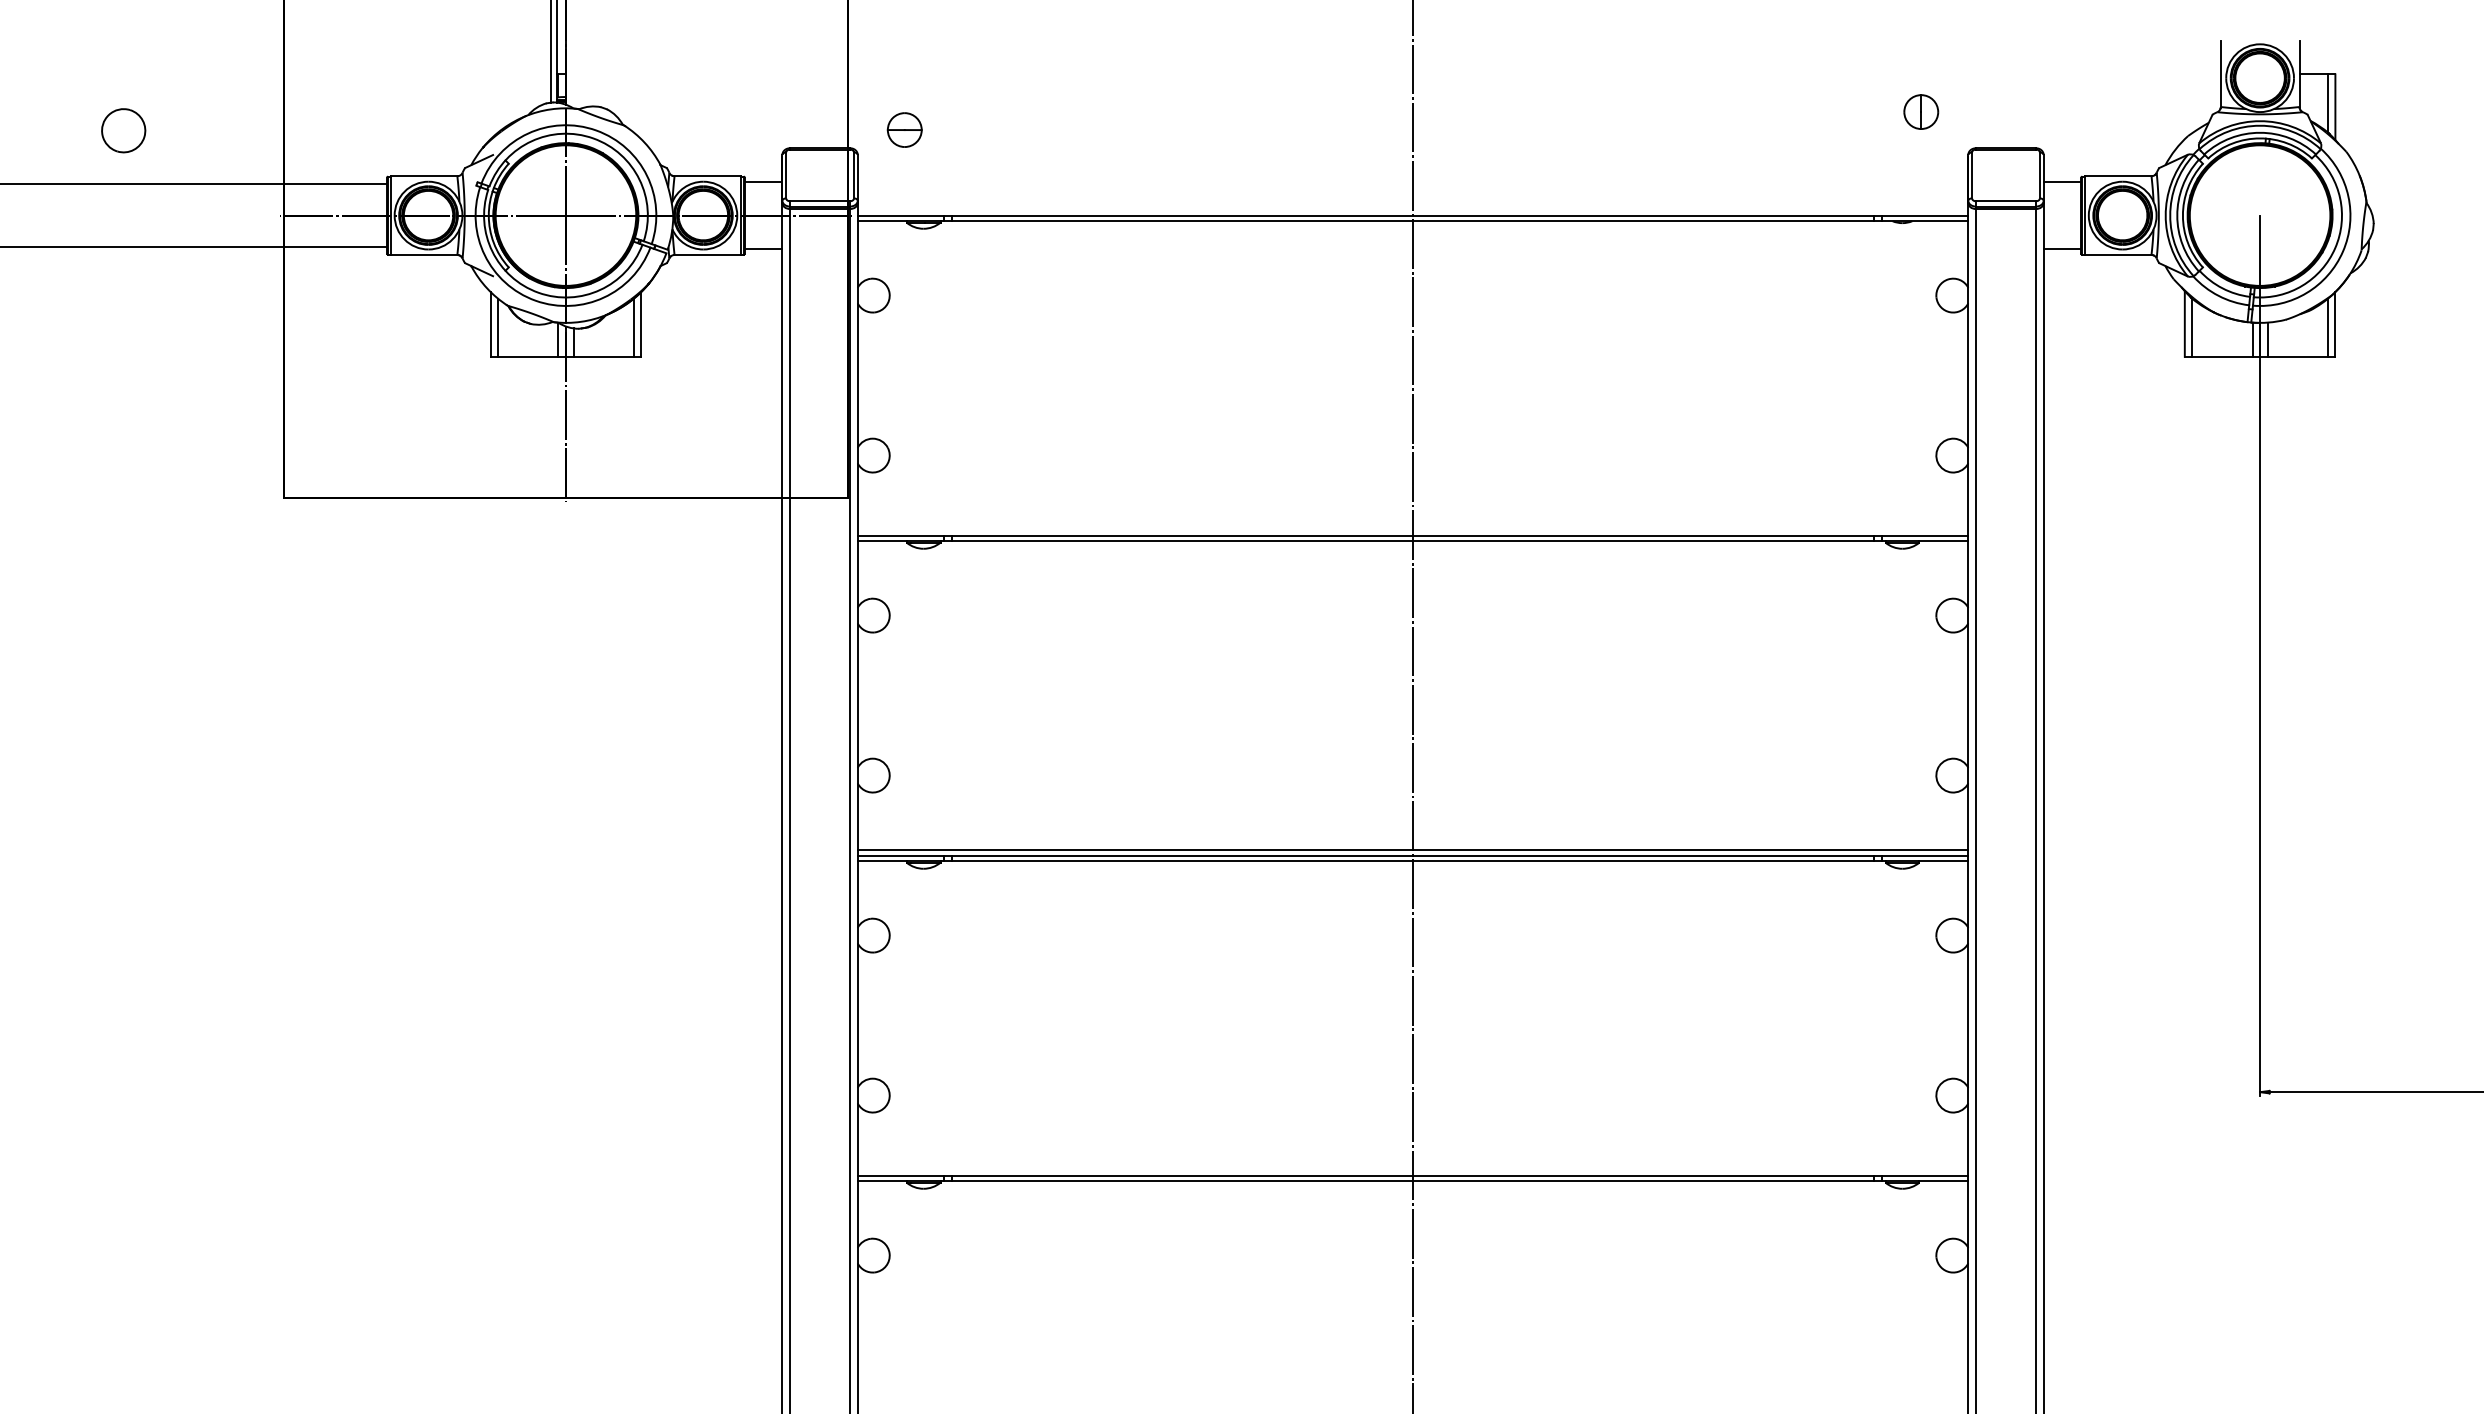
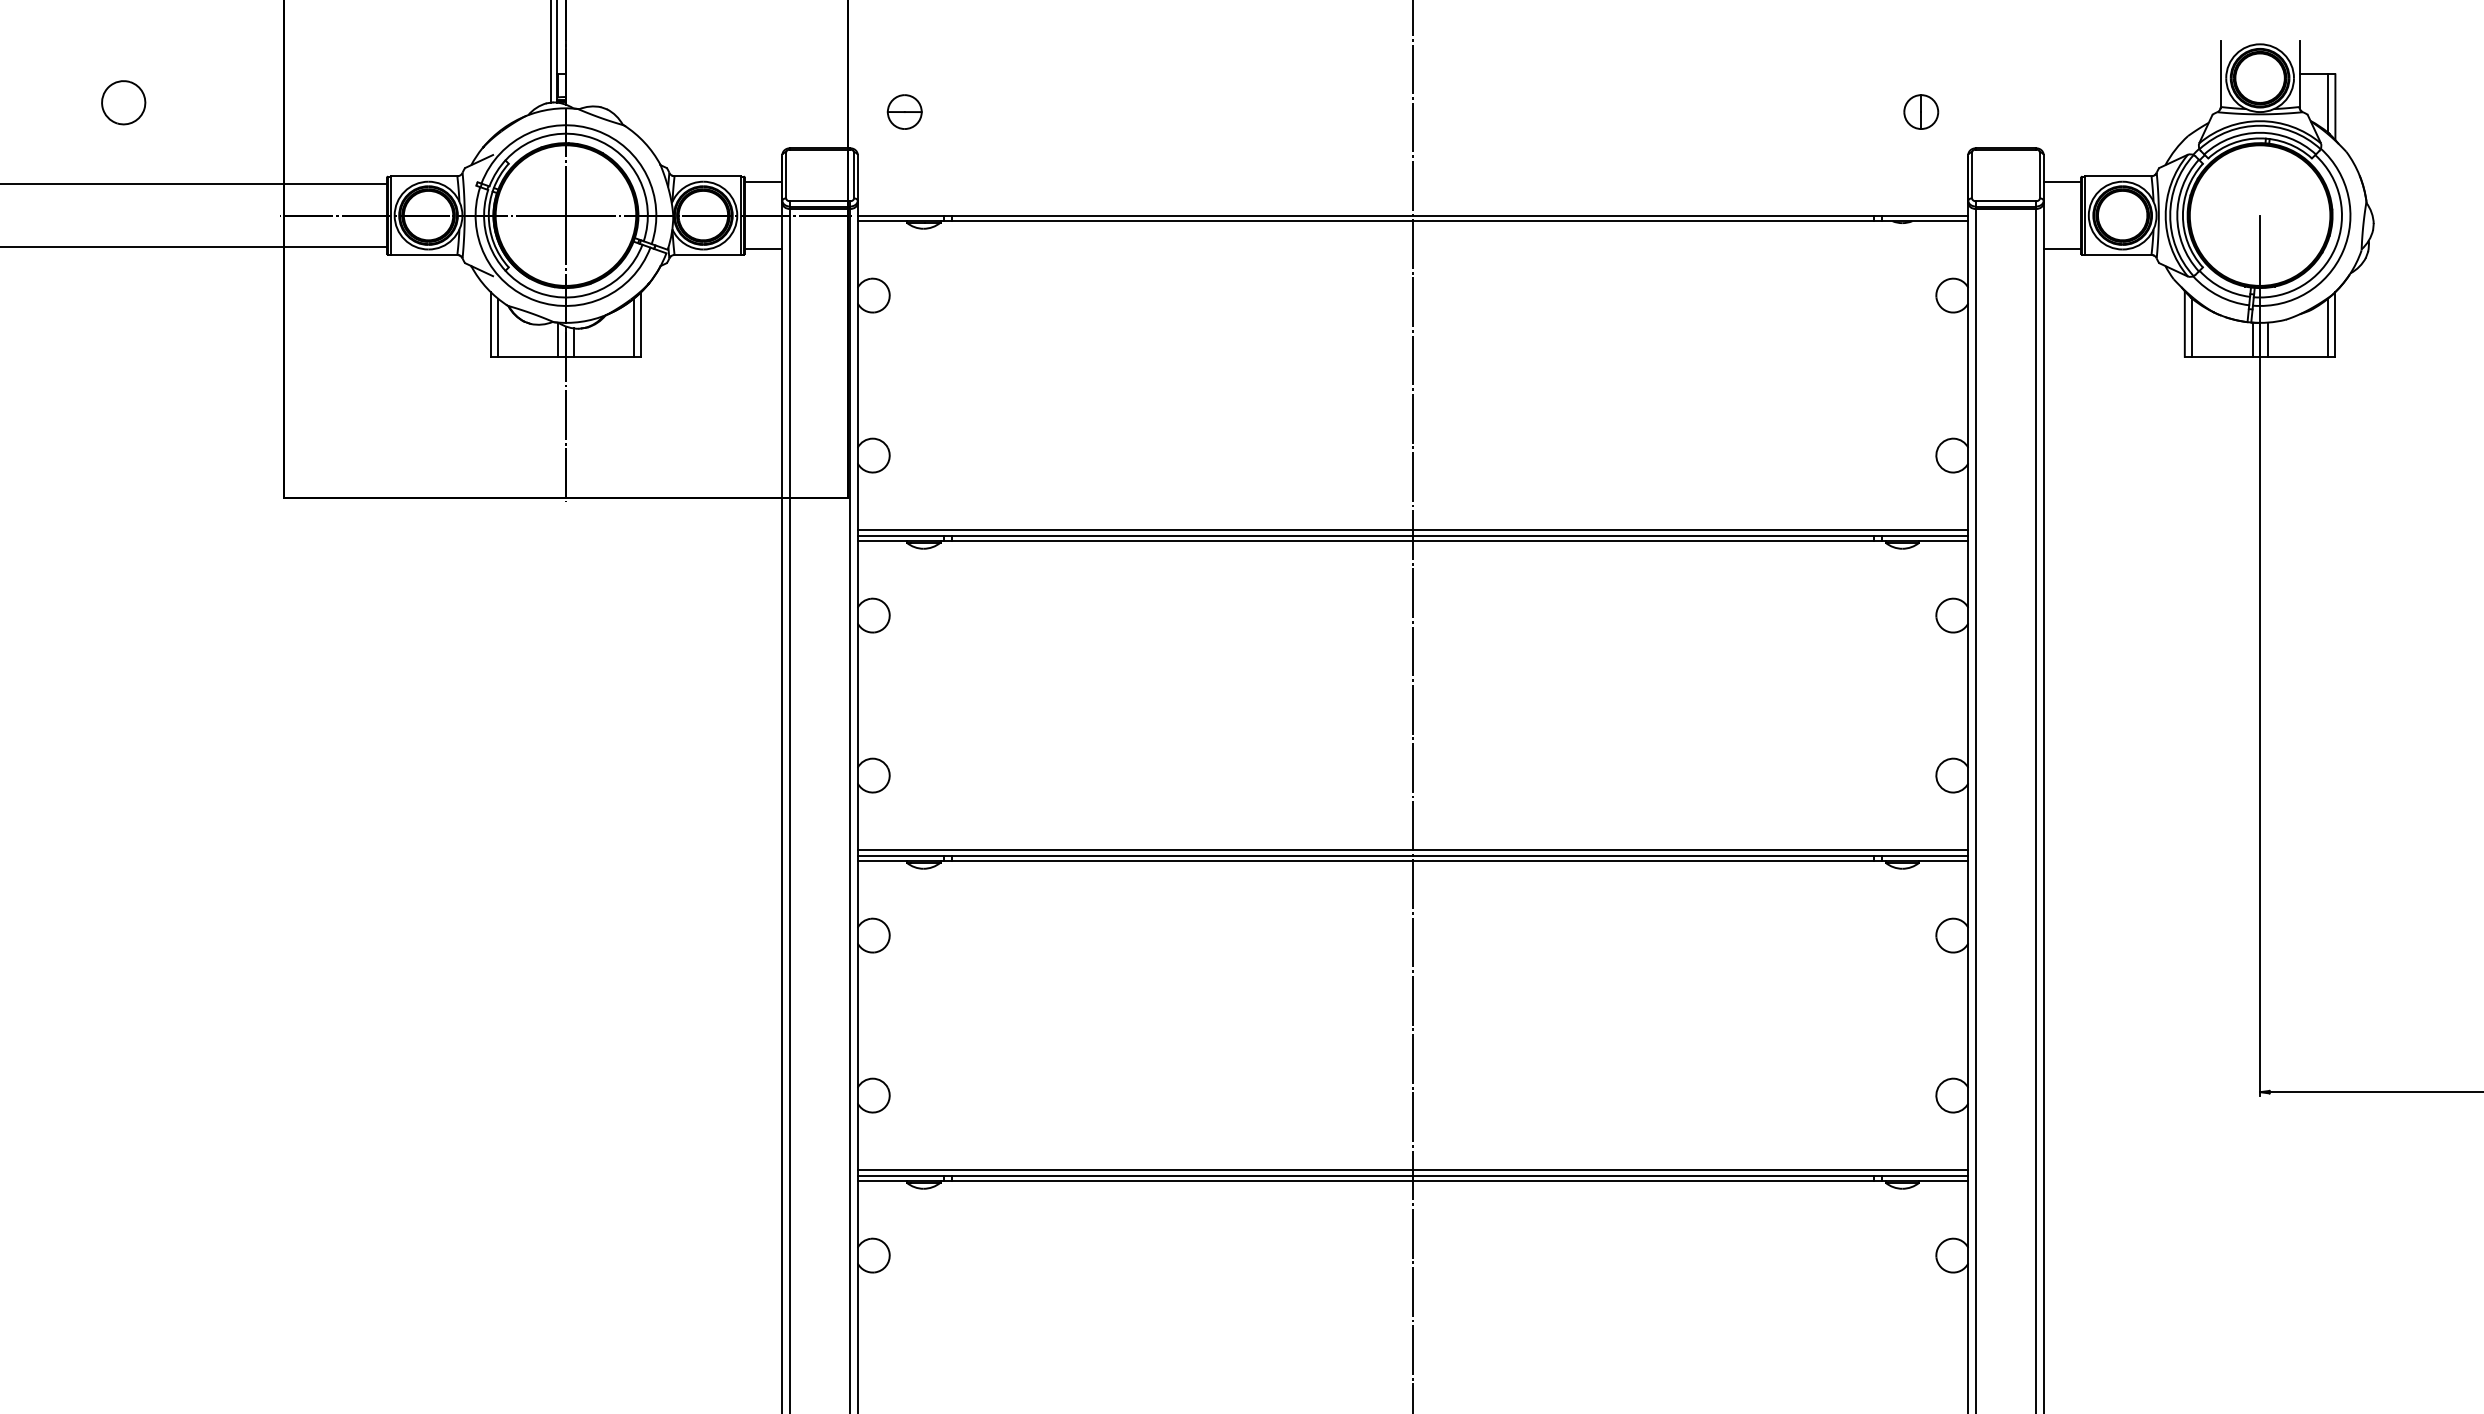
part position: (904, 129) -> (904, 111) (904, 111)
part position: (123, 130) -> (123, 102) (123, 102)
line: none -> present (1412, 529)
line: none -> present (1412, 1169)
